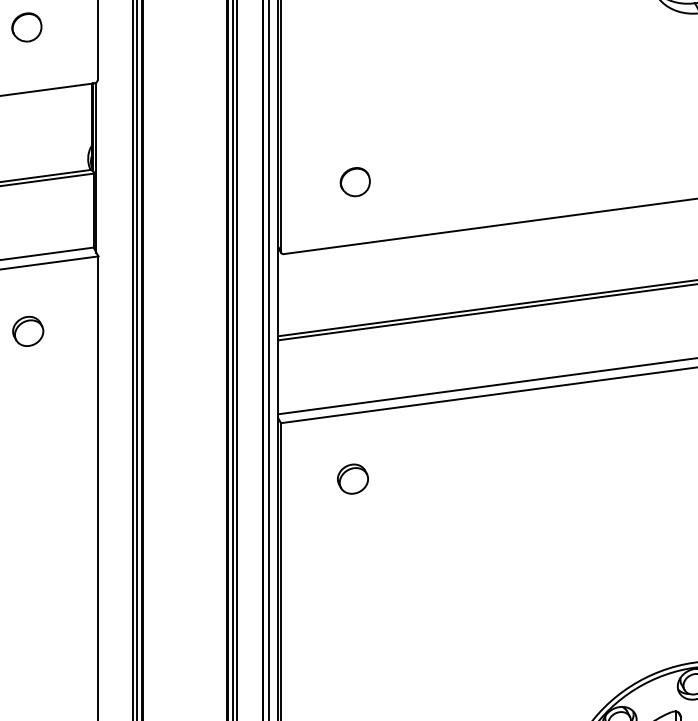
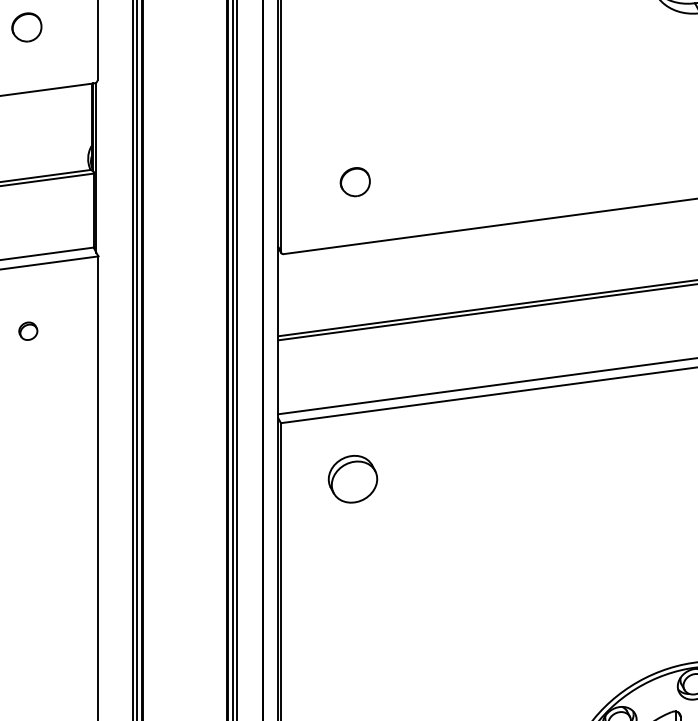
part size: 33x32 px -> 21x20 px (28, 330)
line: present -> none (268, 359)
part size: 32x32 px -> 52x49 px (352, 479)
